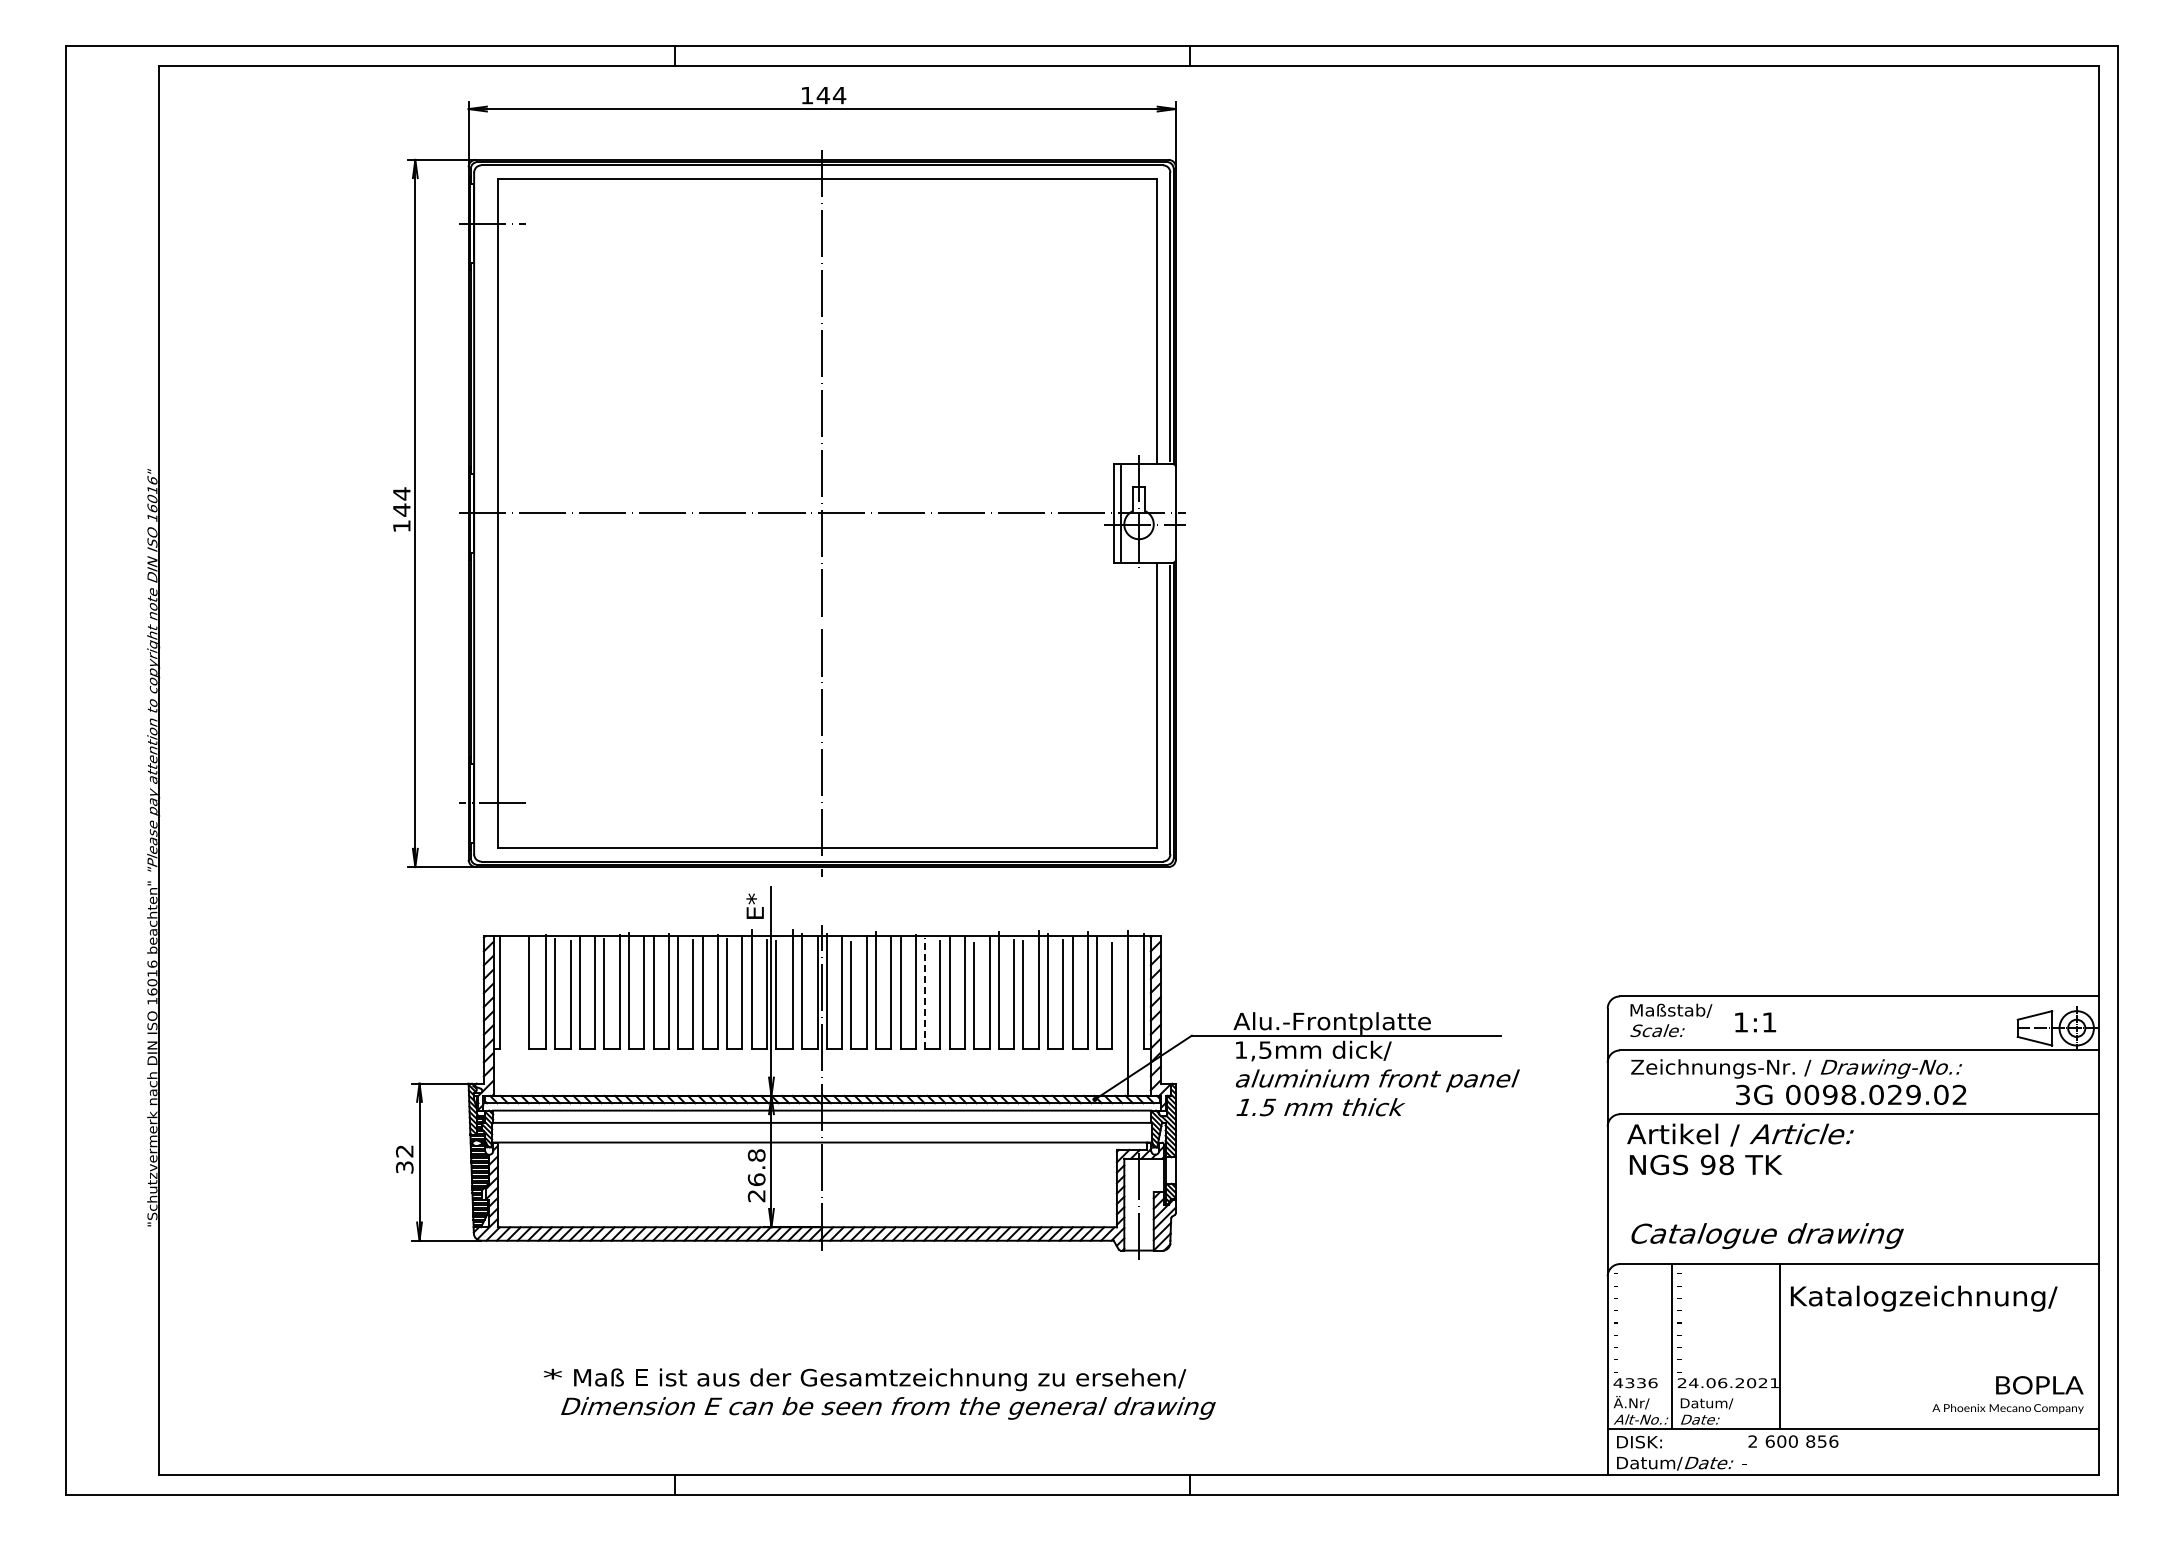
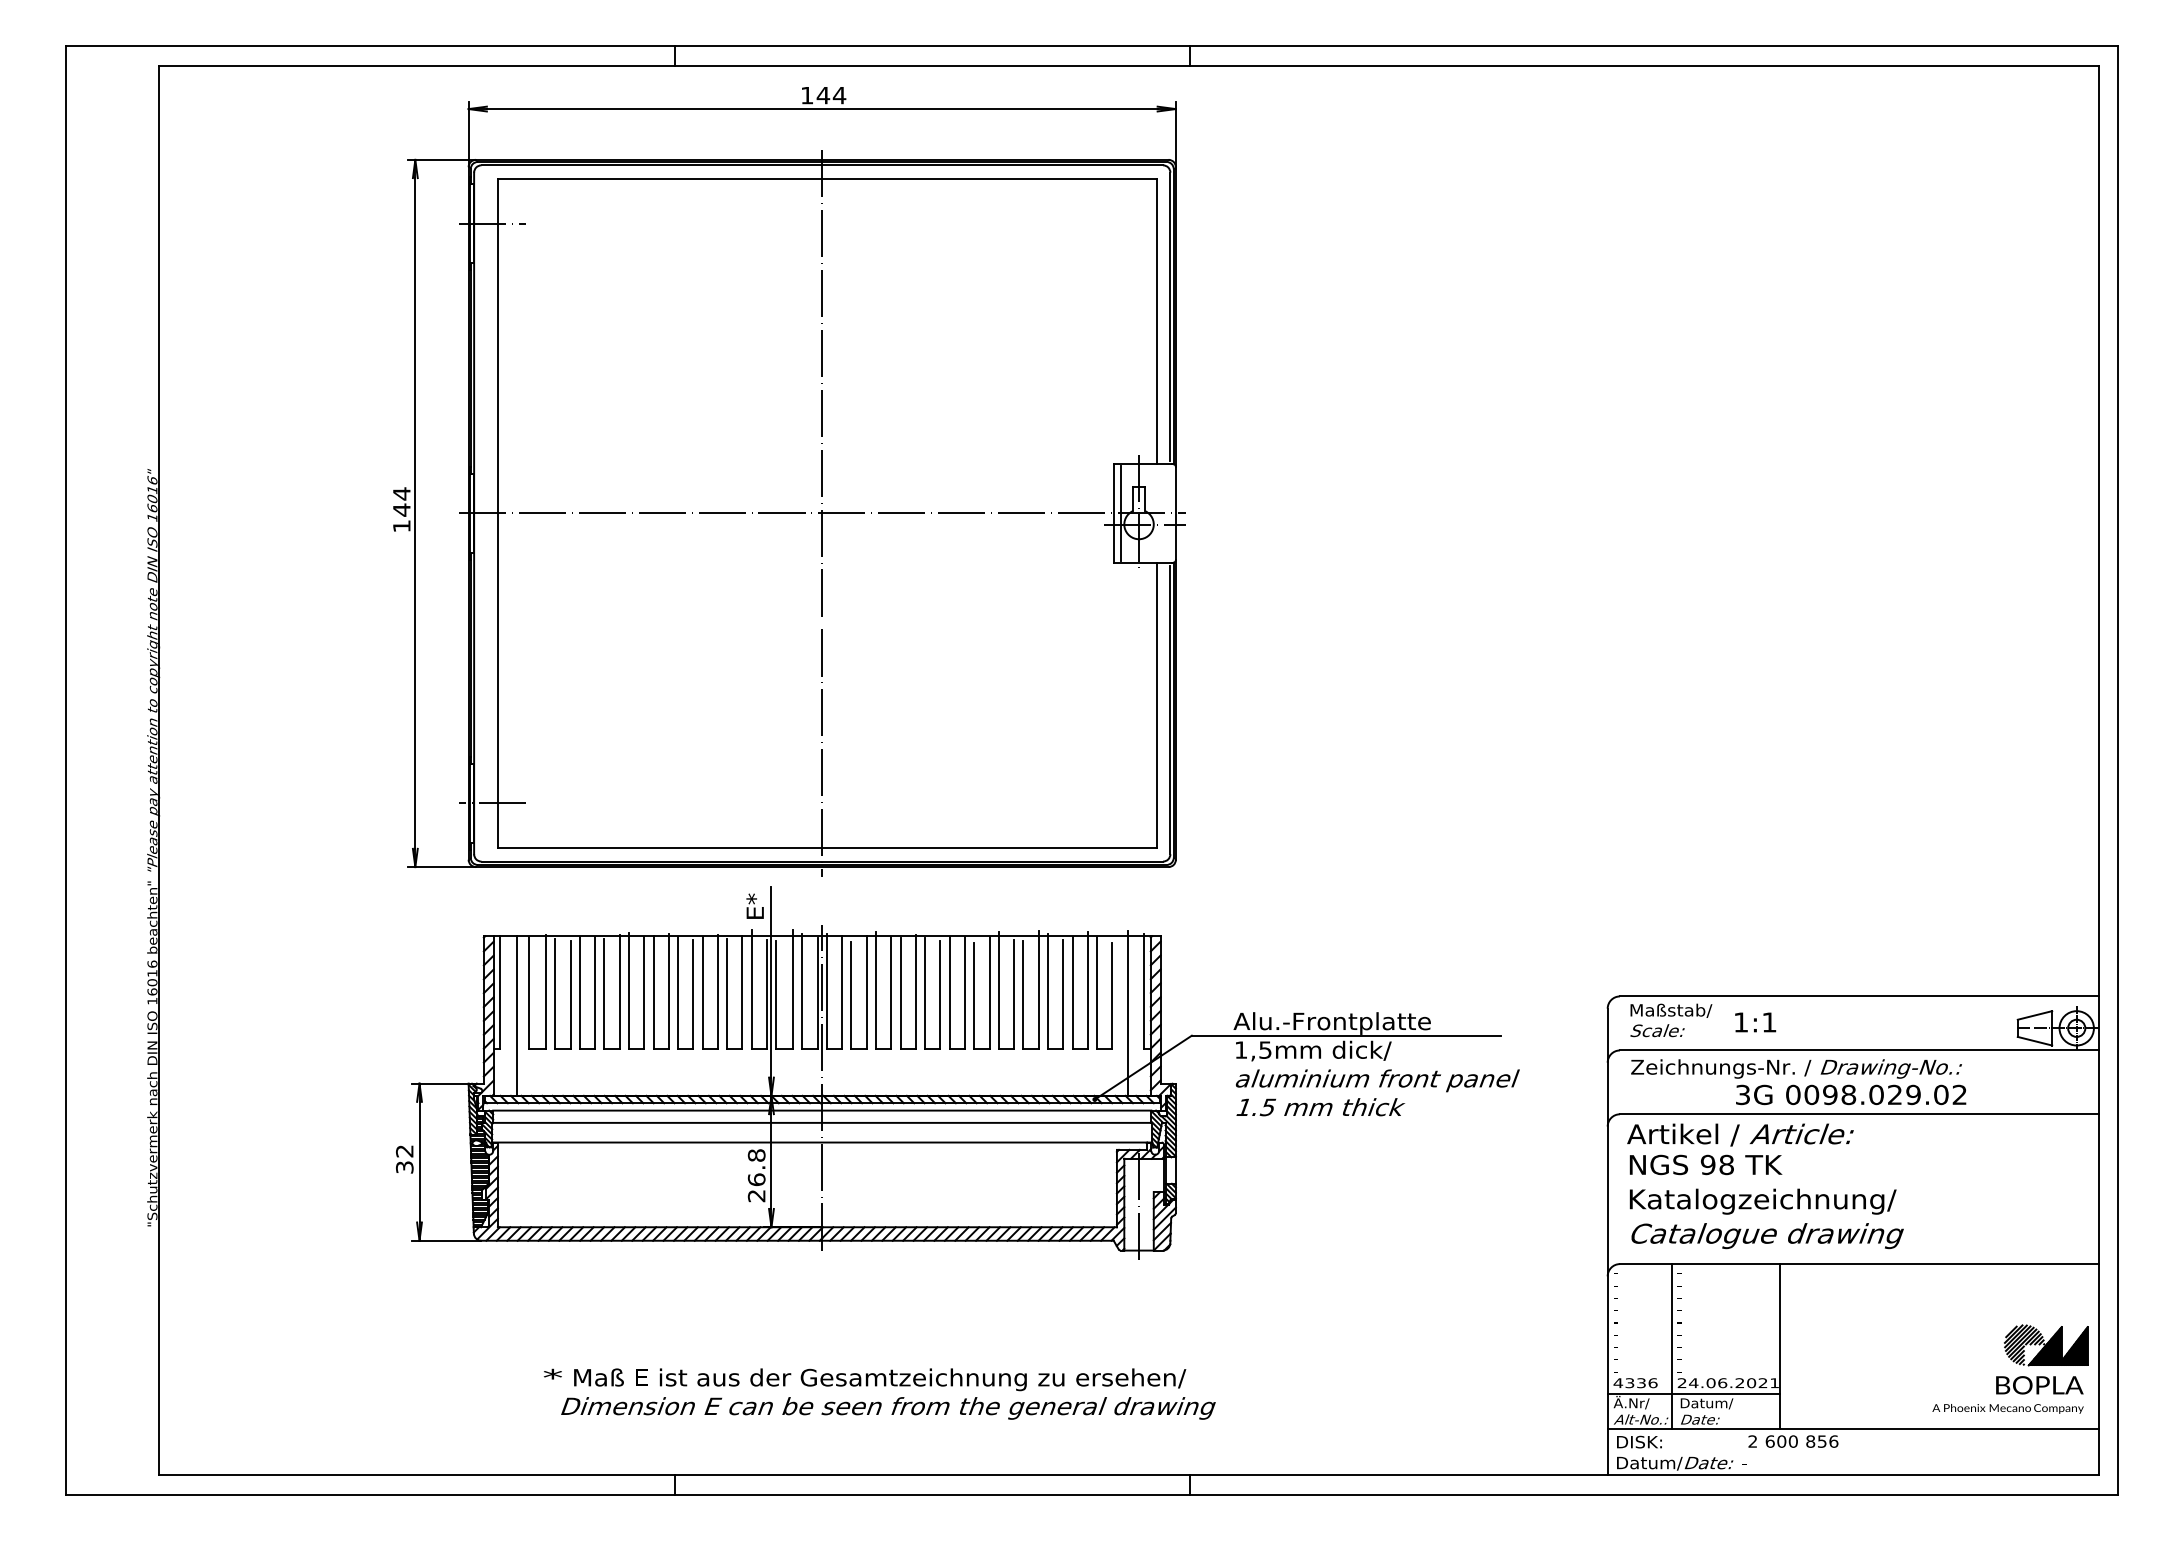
line: dashed -> solid (925, 993)
line: none -> present (516, 1015)
text position: (1923, 1298) -> (1762, 1201) (1762, 1201)
part: none -> present (2046, 1345)
line: none -> present (1693, 1394)
